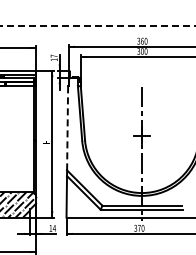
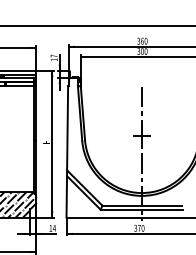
line: dashed -> solid (98, 25)
line: dashed -> solid (67, 127)
